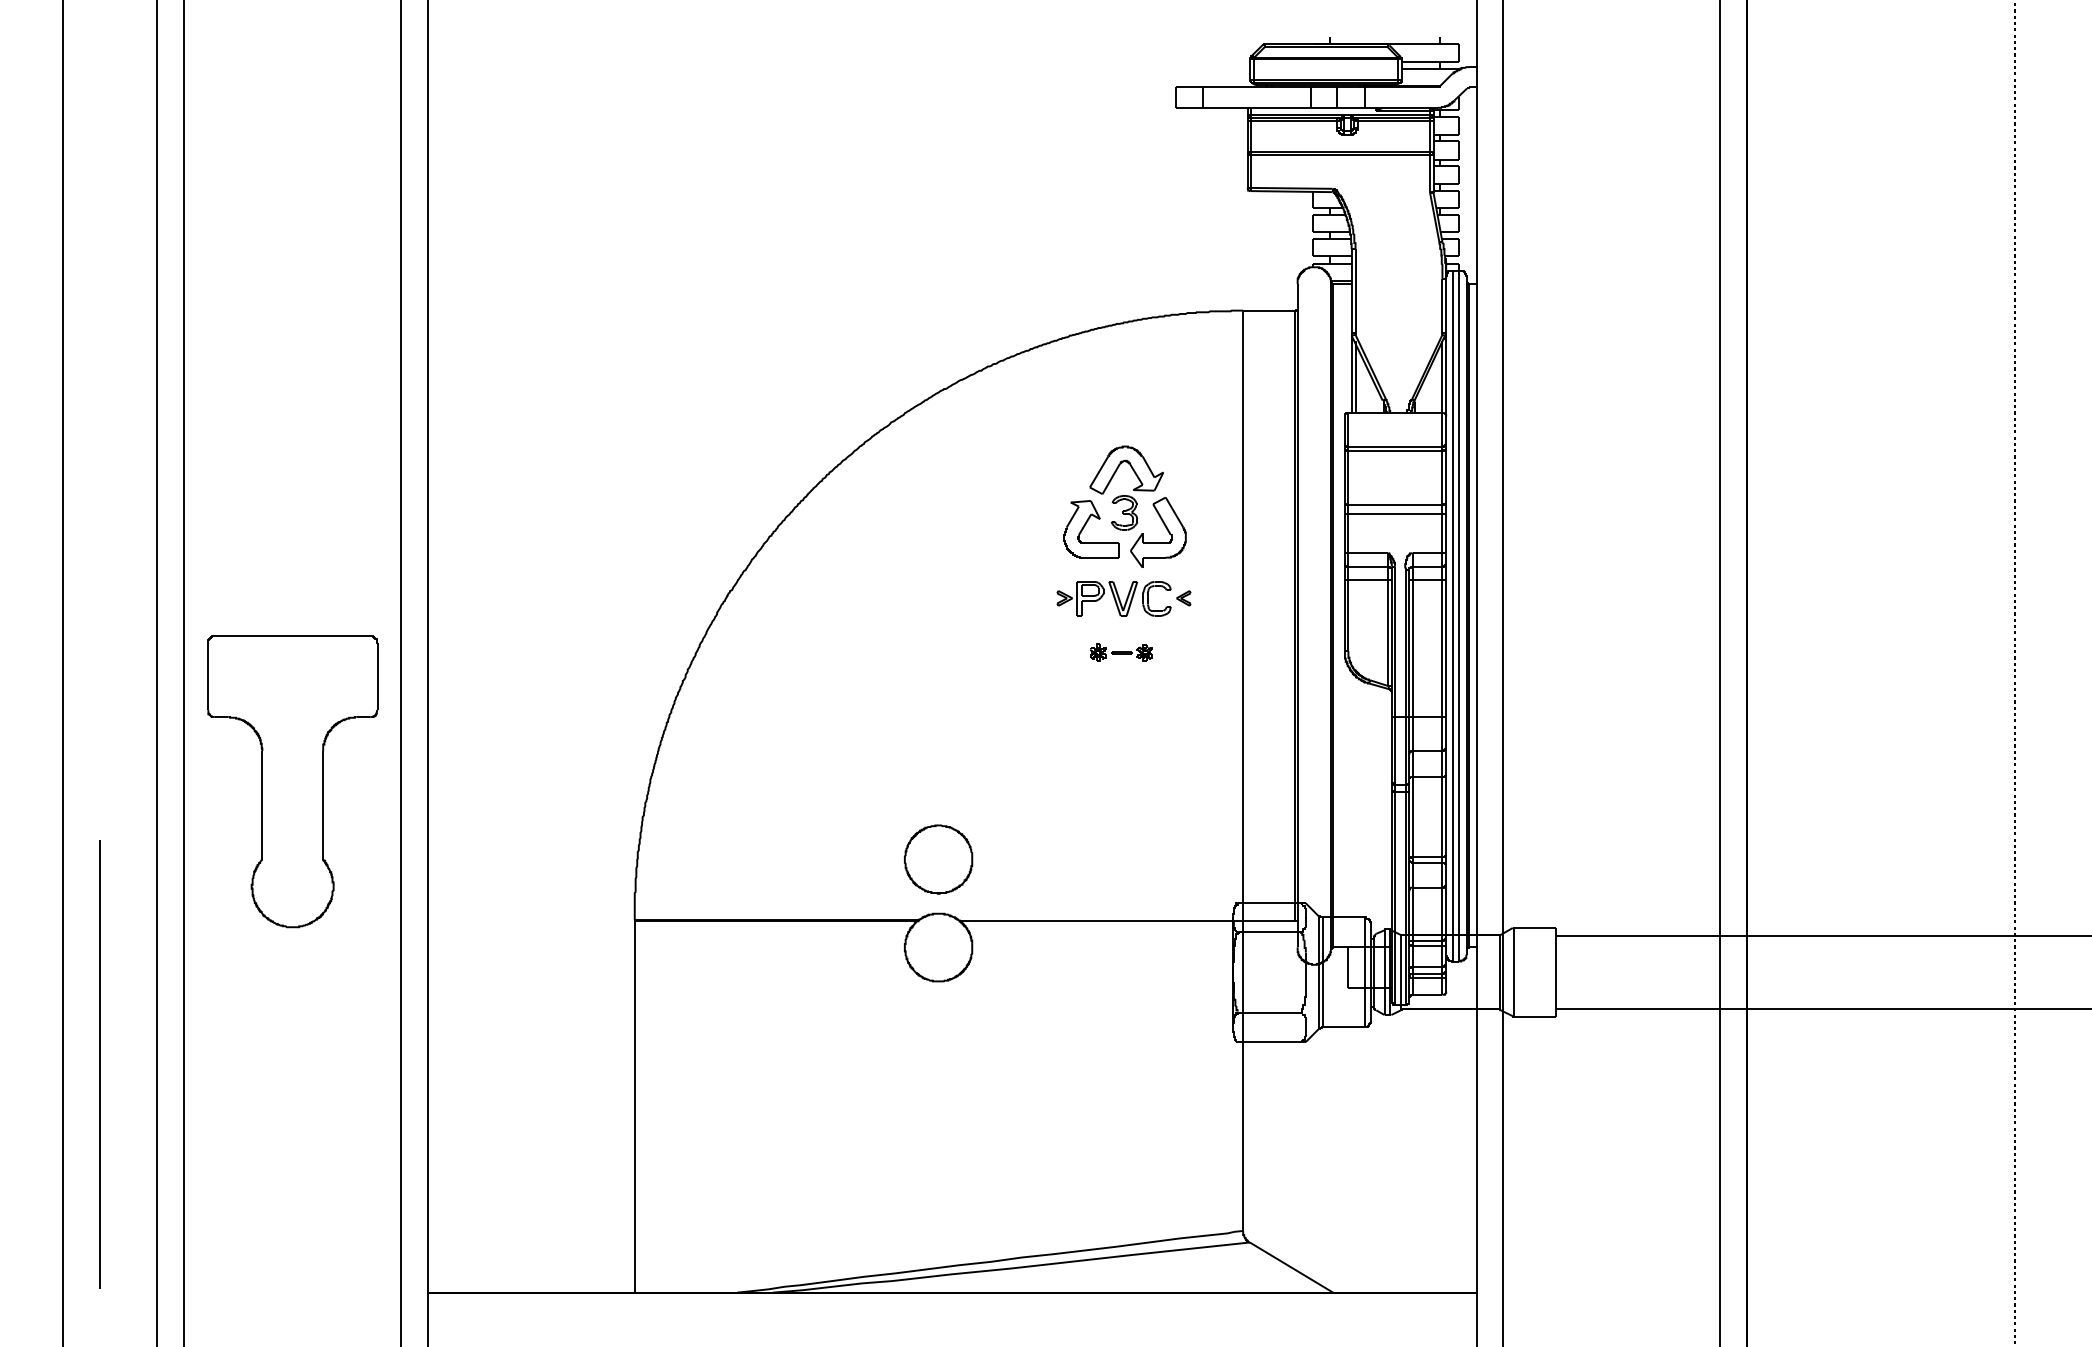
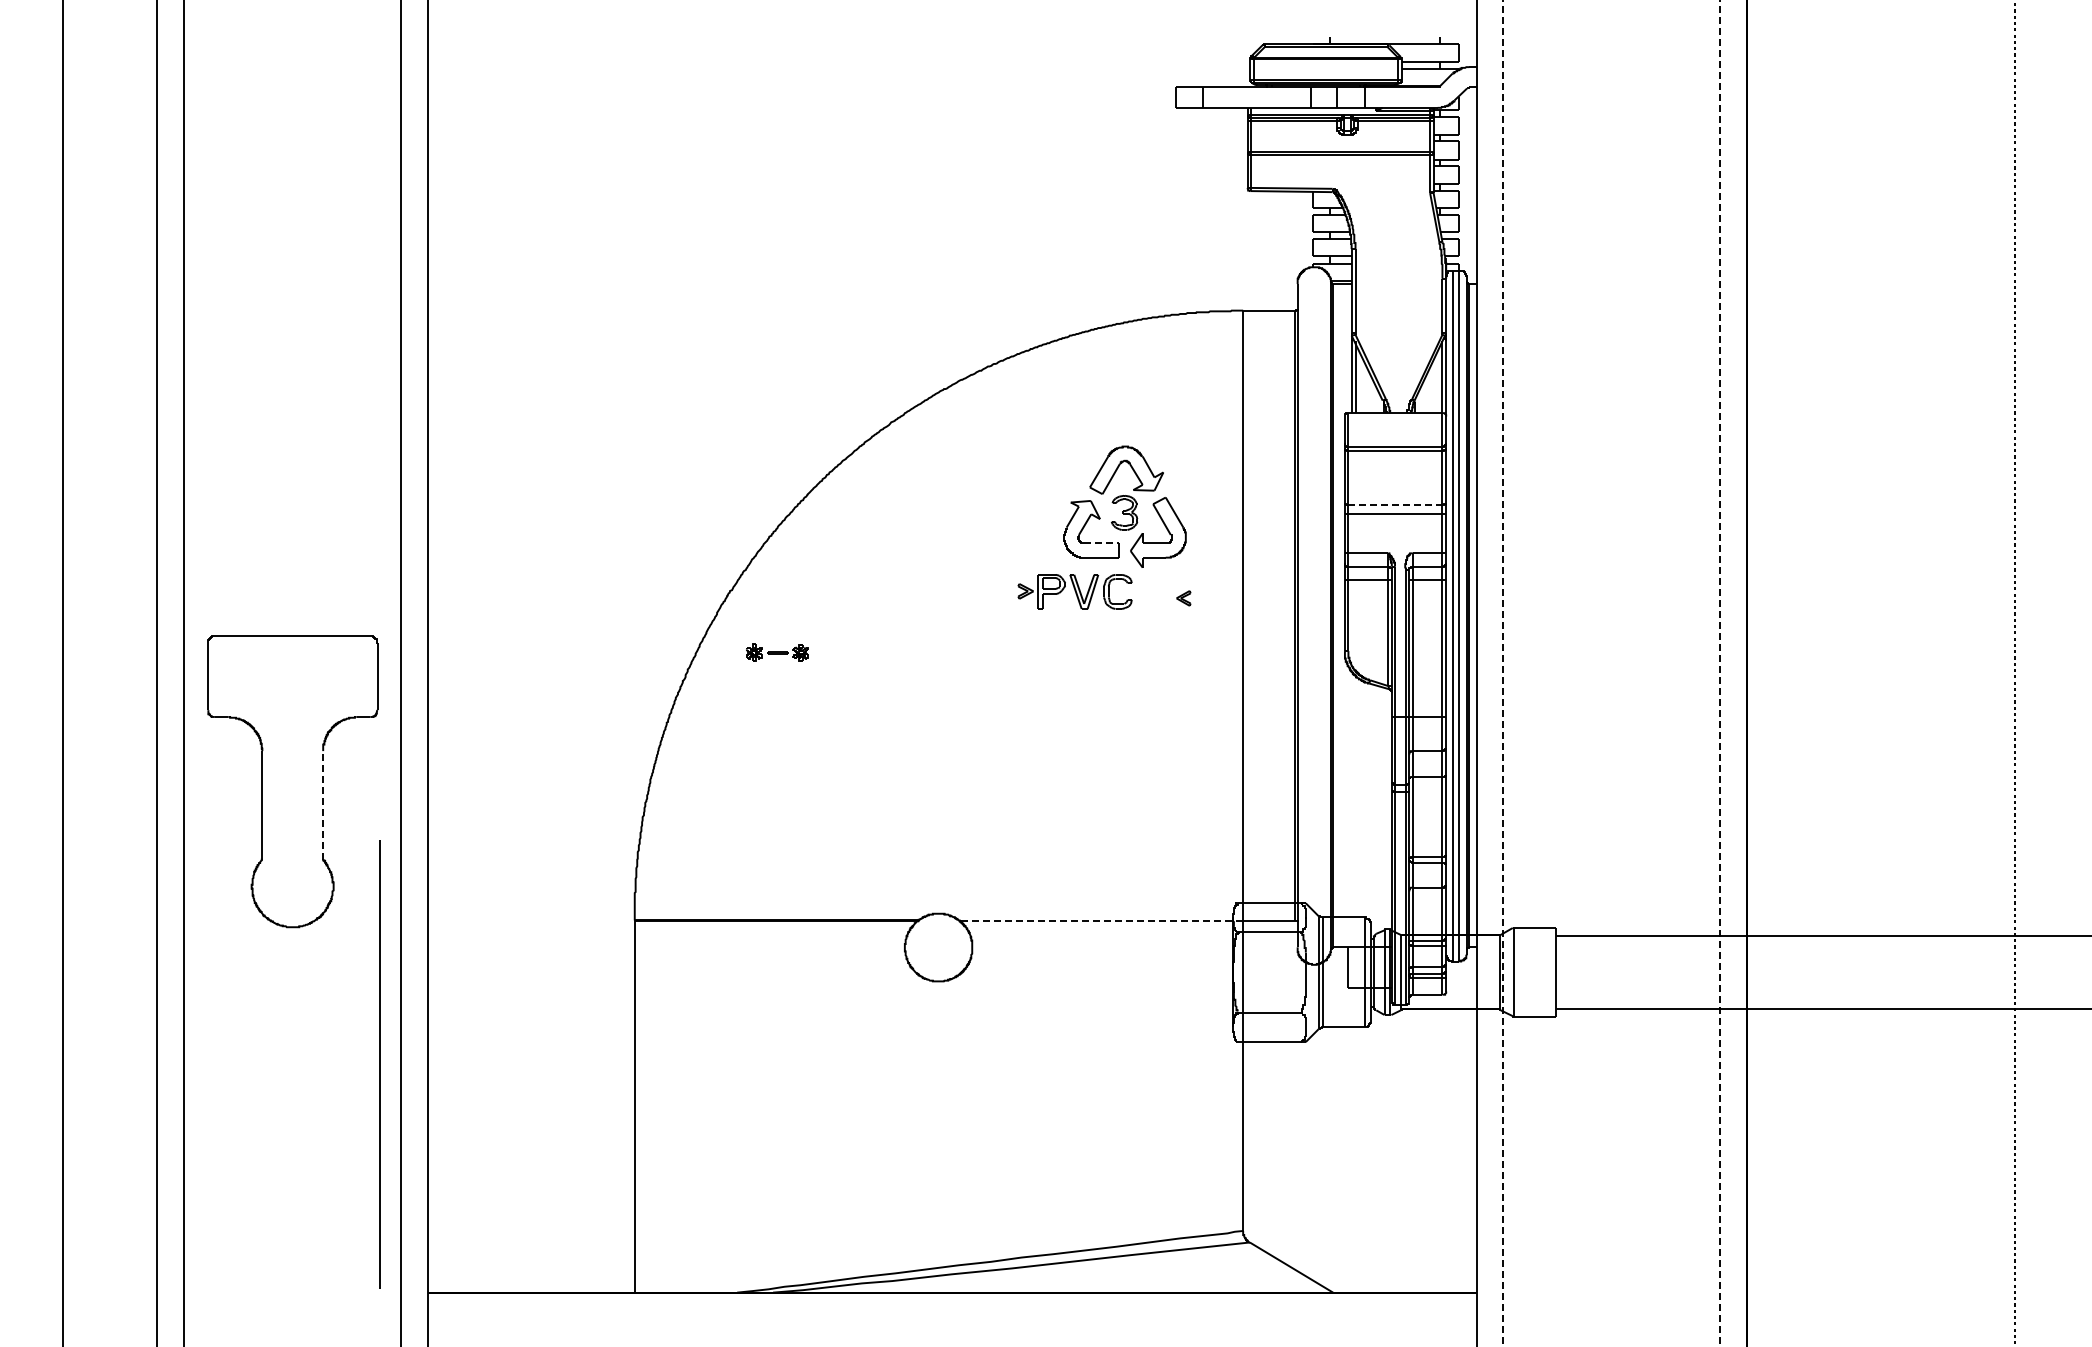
line: solid -> dashed (1395, 505)
line: solid -> dashed (1101, 543)
part position: (1113, 598) -> (1074, 591) (1074, 591)
part position: (1121, 652) -> (777, 652) (777, 652)
line: solid -> dashed (1503, 672)
line: solid -> dashed (1720, 672)
line: solid -> dashed (323, 804)
part: present -> none (938, 859)
line: solid -> dashed (1100, 920)
line position: (99, 1064) -> (379, 1064) (379, 1064)
